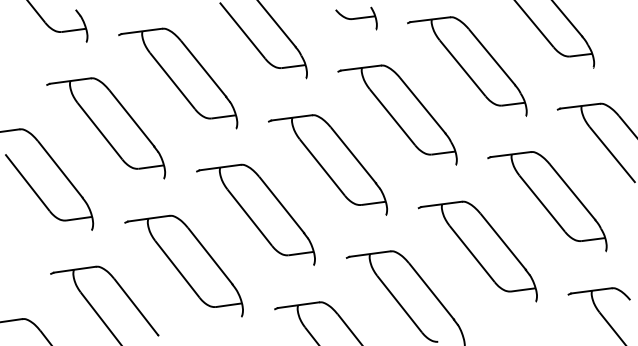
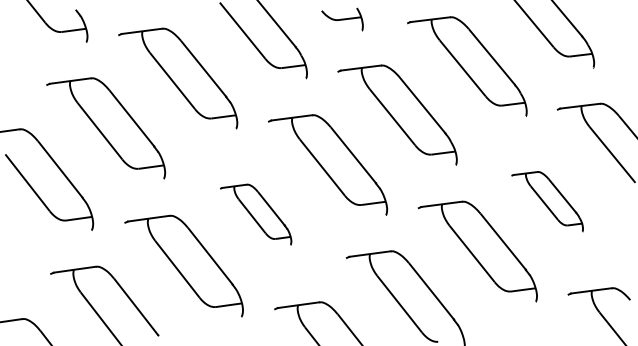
part position: (356, 18) -> (342, 19) (342, 19)
part size: 121x102 px -> 73x62 px (547, 201)
part size: 120x103 px -> 73x63 px (256, 214)
